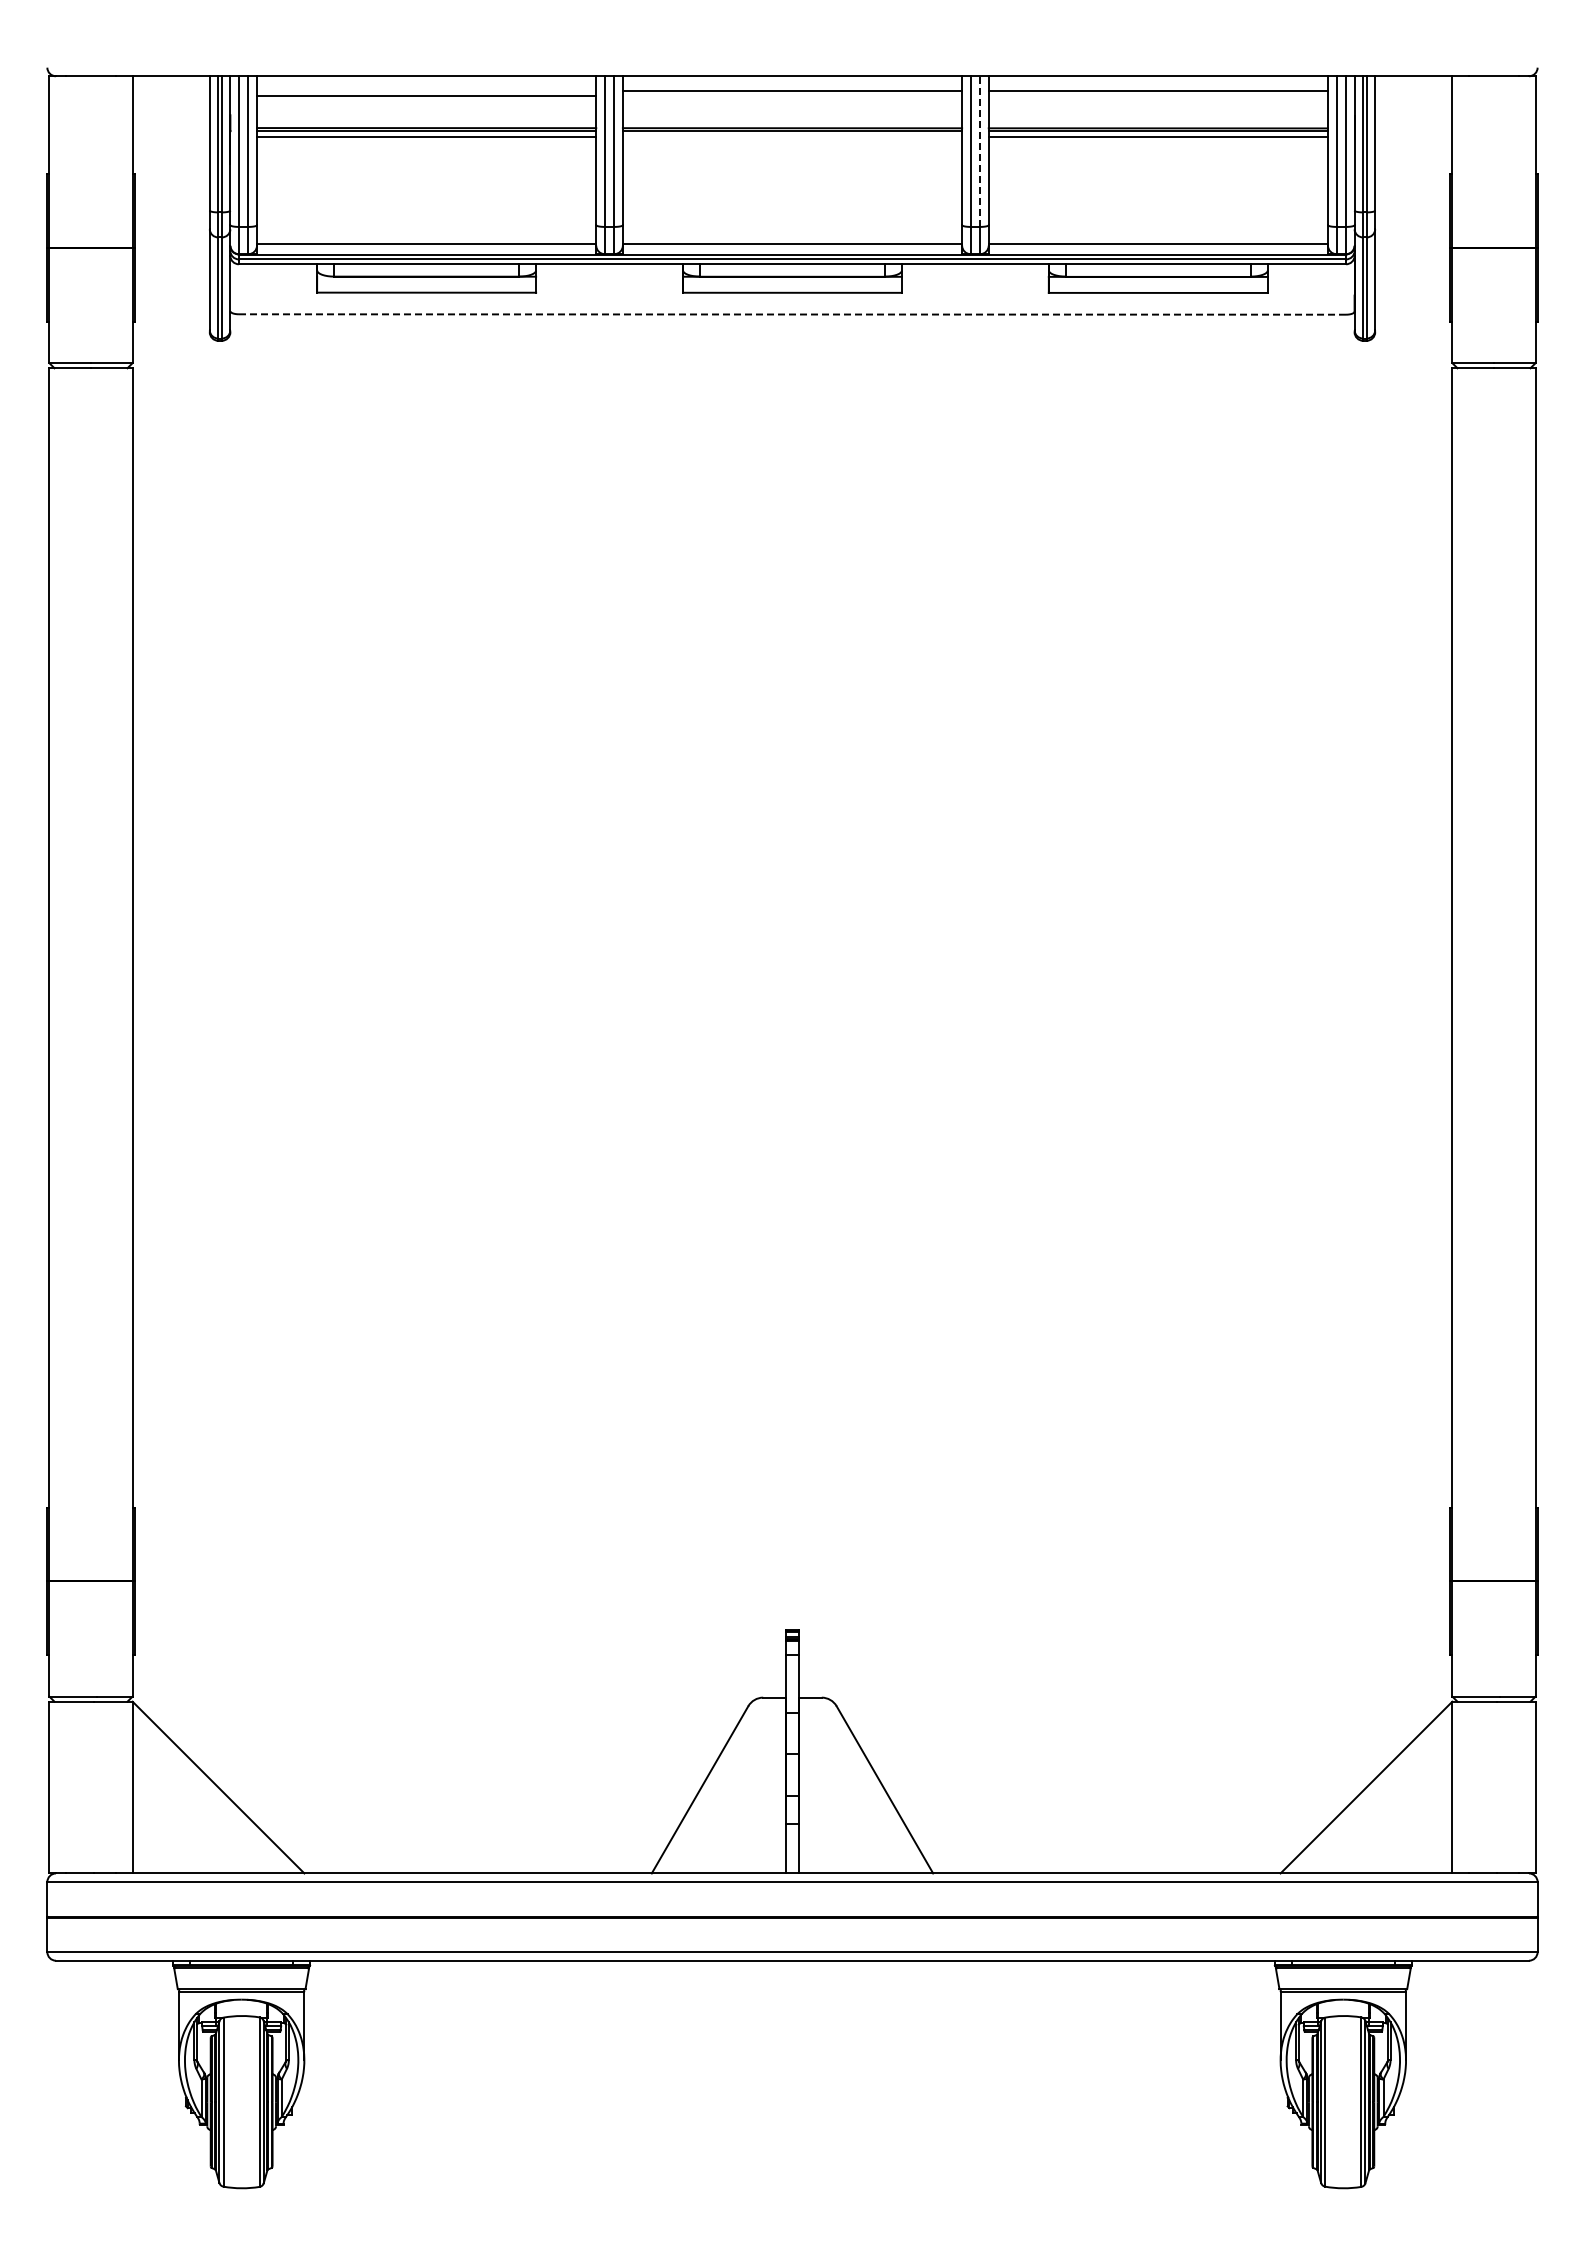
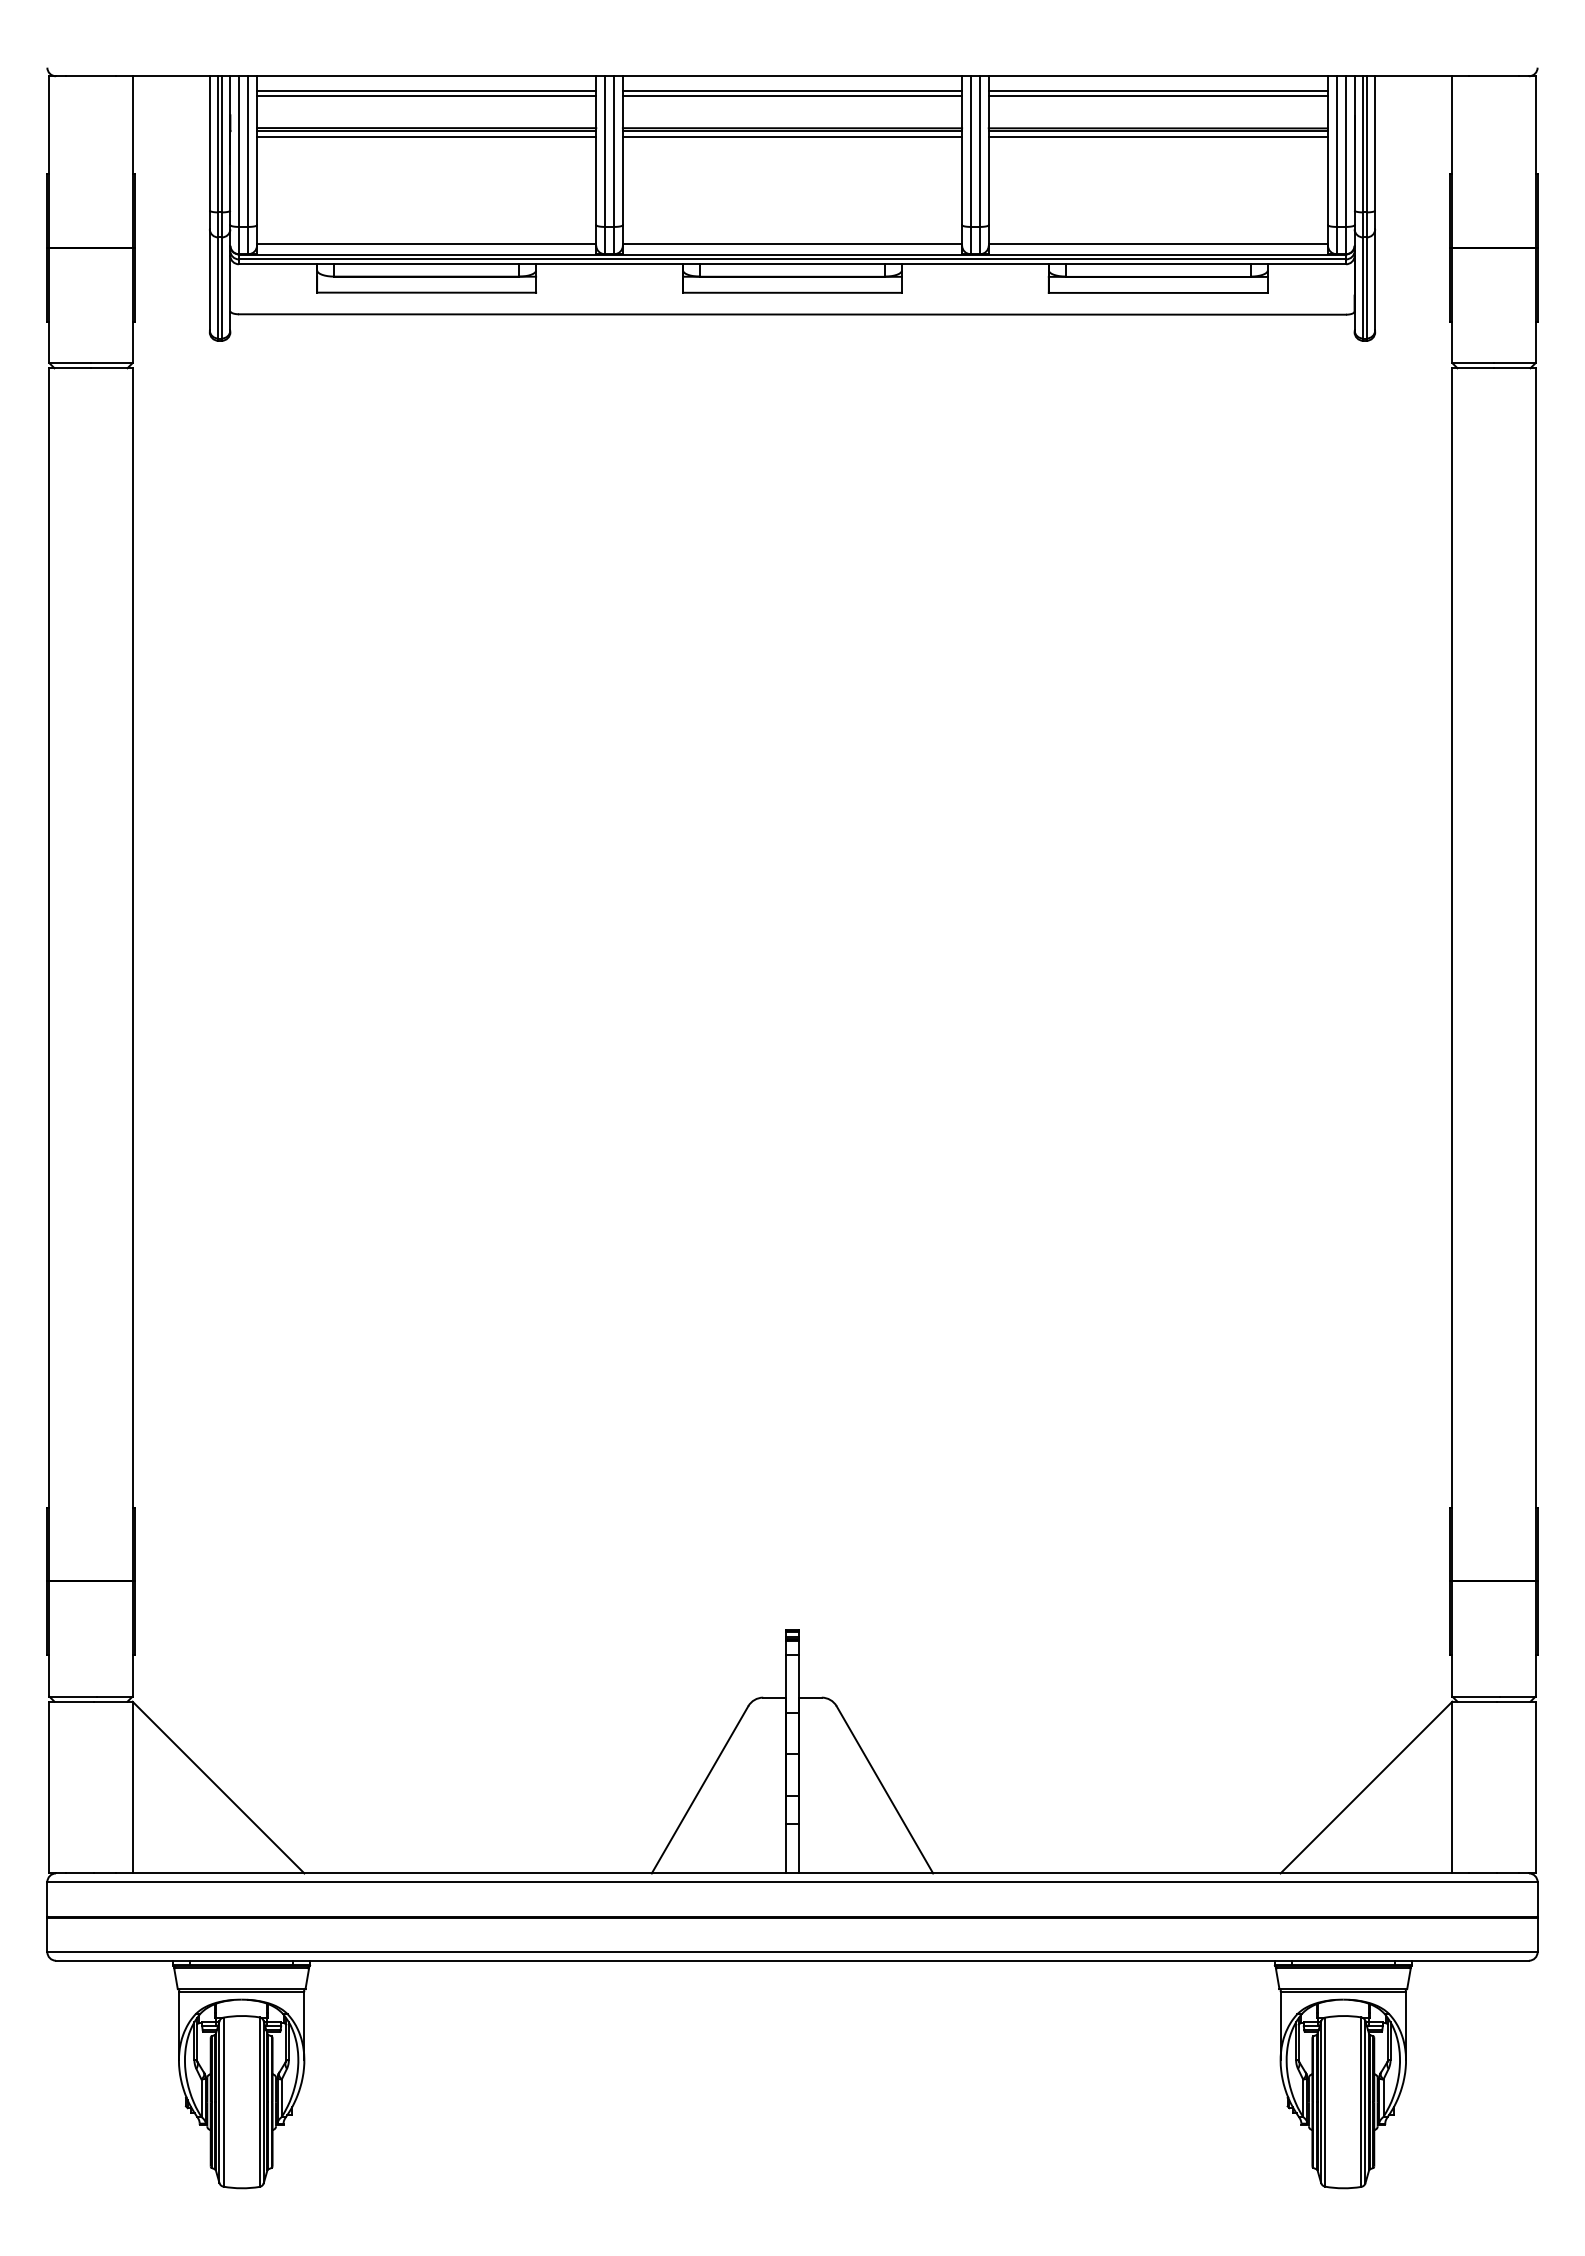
line: none -> present (426, 90)
line: none -> present (792, 96)
line: none -> present (1157, 96)
line: none -> present (792, 136)
line: dashed -> solid (980, 151)
line: dashed -> solid (792, 314)
